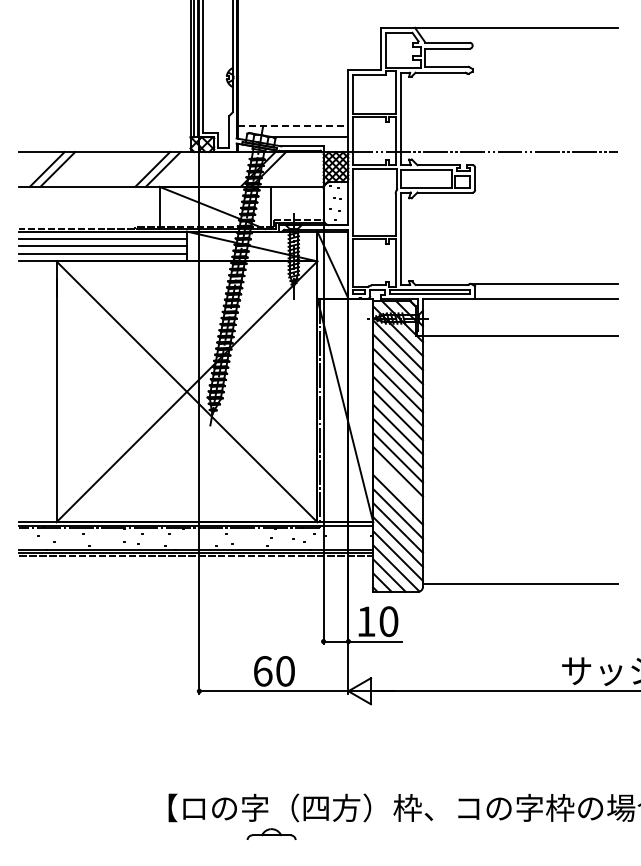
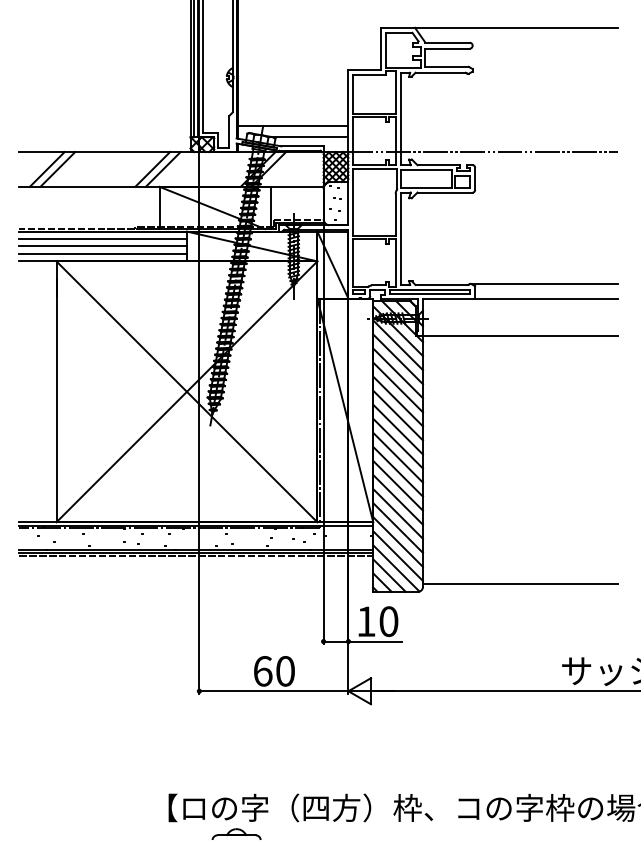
line: dashed -> solid (293, 125)
line: none -> present (397, 485)
part position: (271, 833) -> (236, 833) (236, 833)
